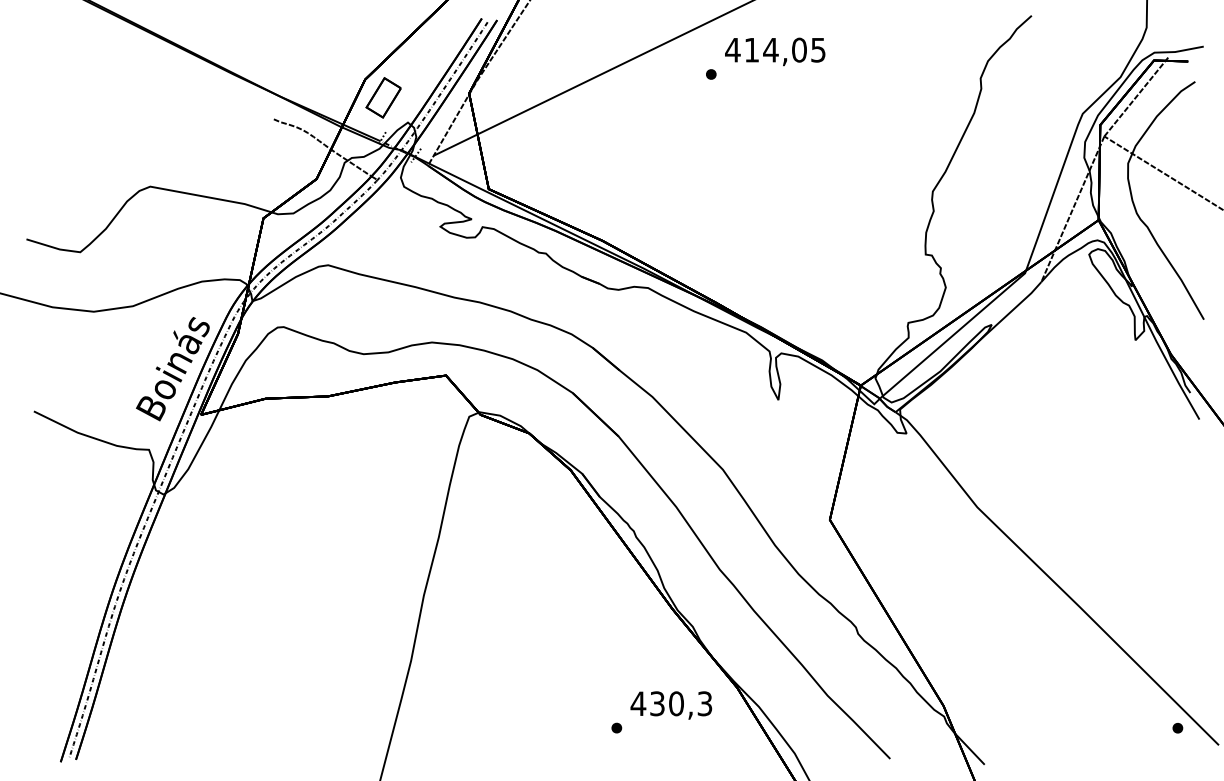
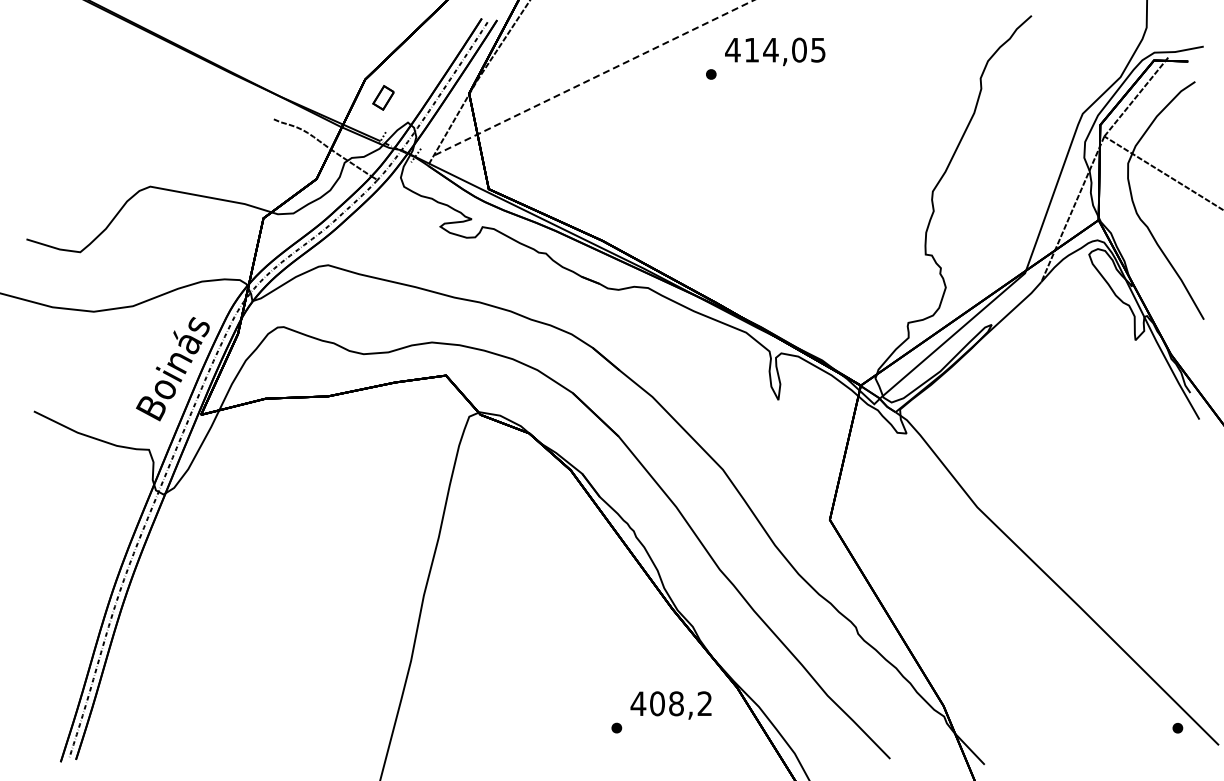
line: solid -> dashed (593, 78)
part size: 37x42 px -> 23x26 px (383, 97)
text: 430,3 -> 408,2 (681, 703)
